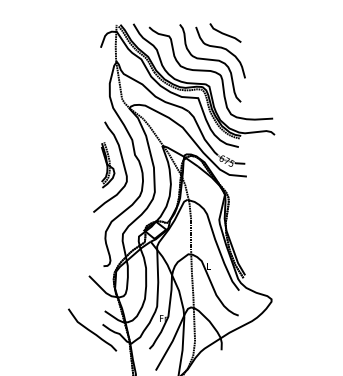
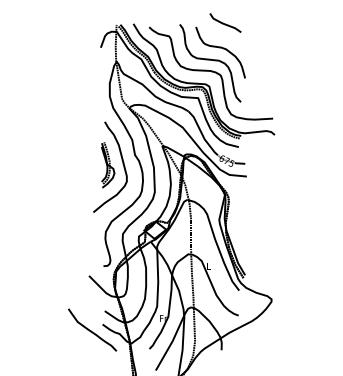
line position: (225, 33) -> (225, 23) (225, 23)
